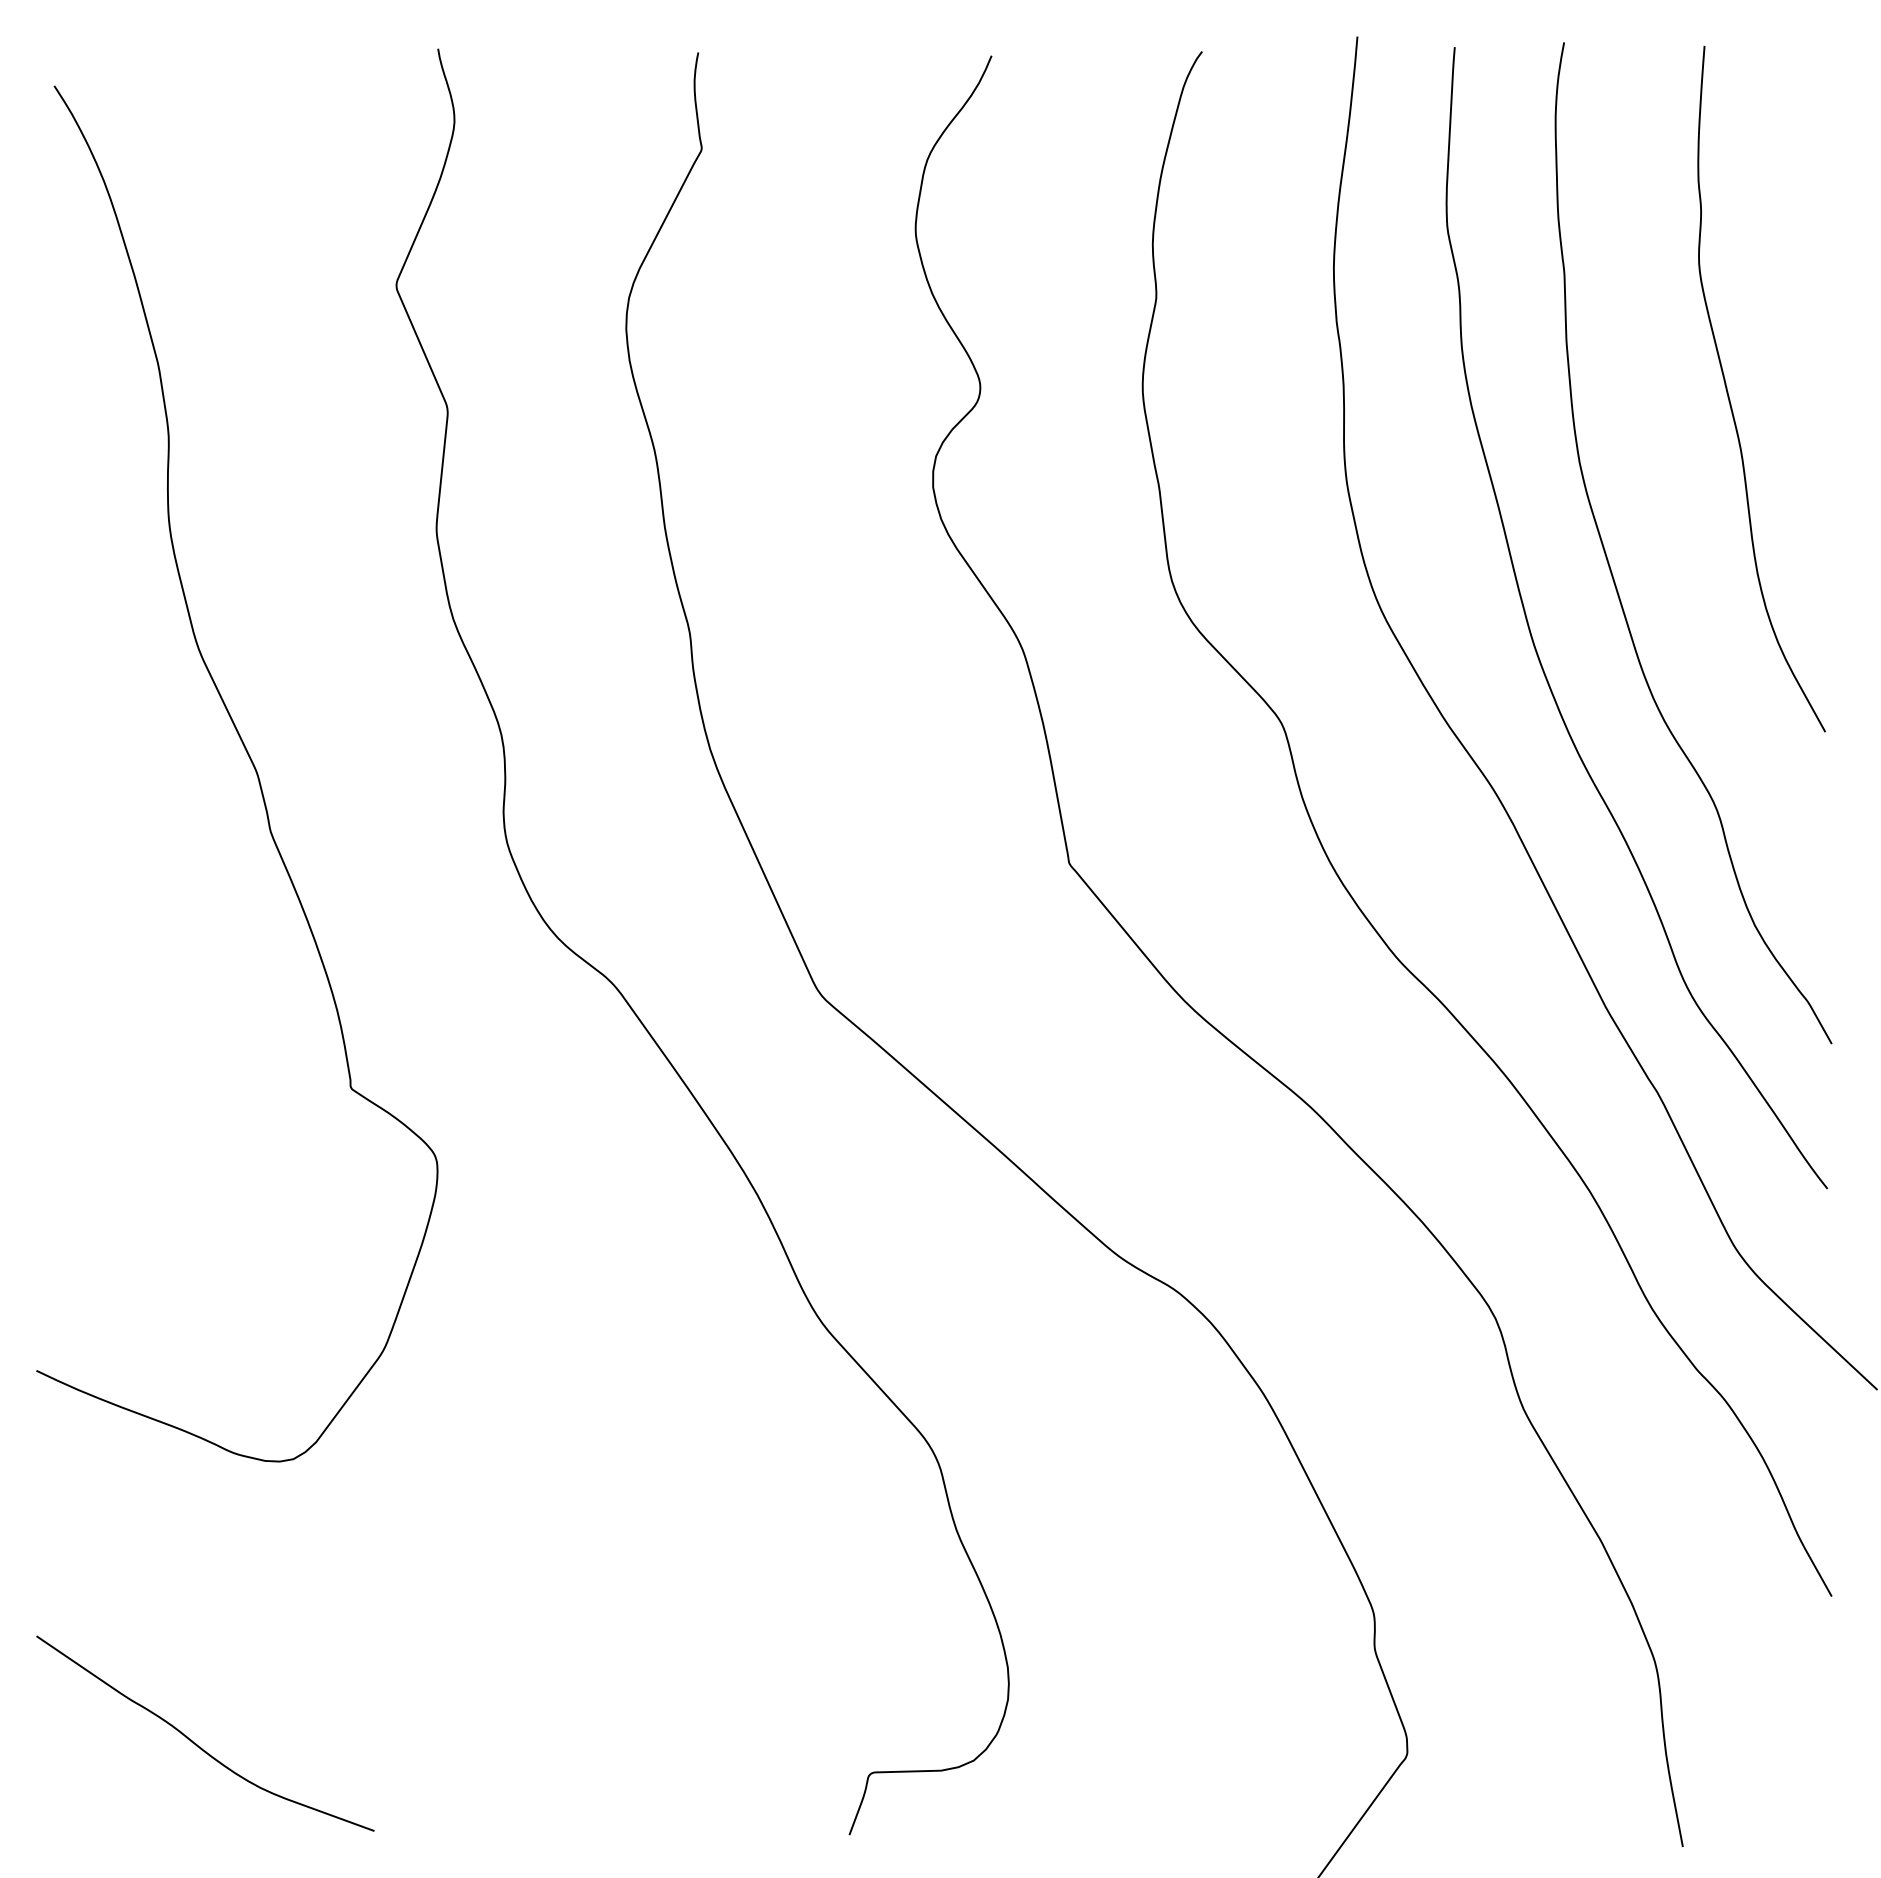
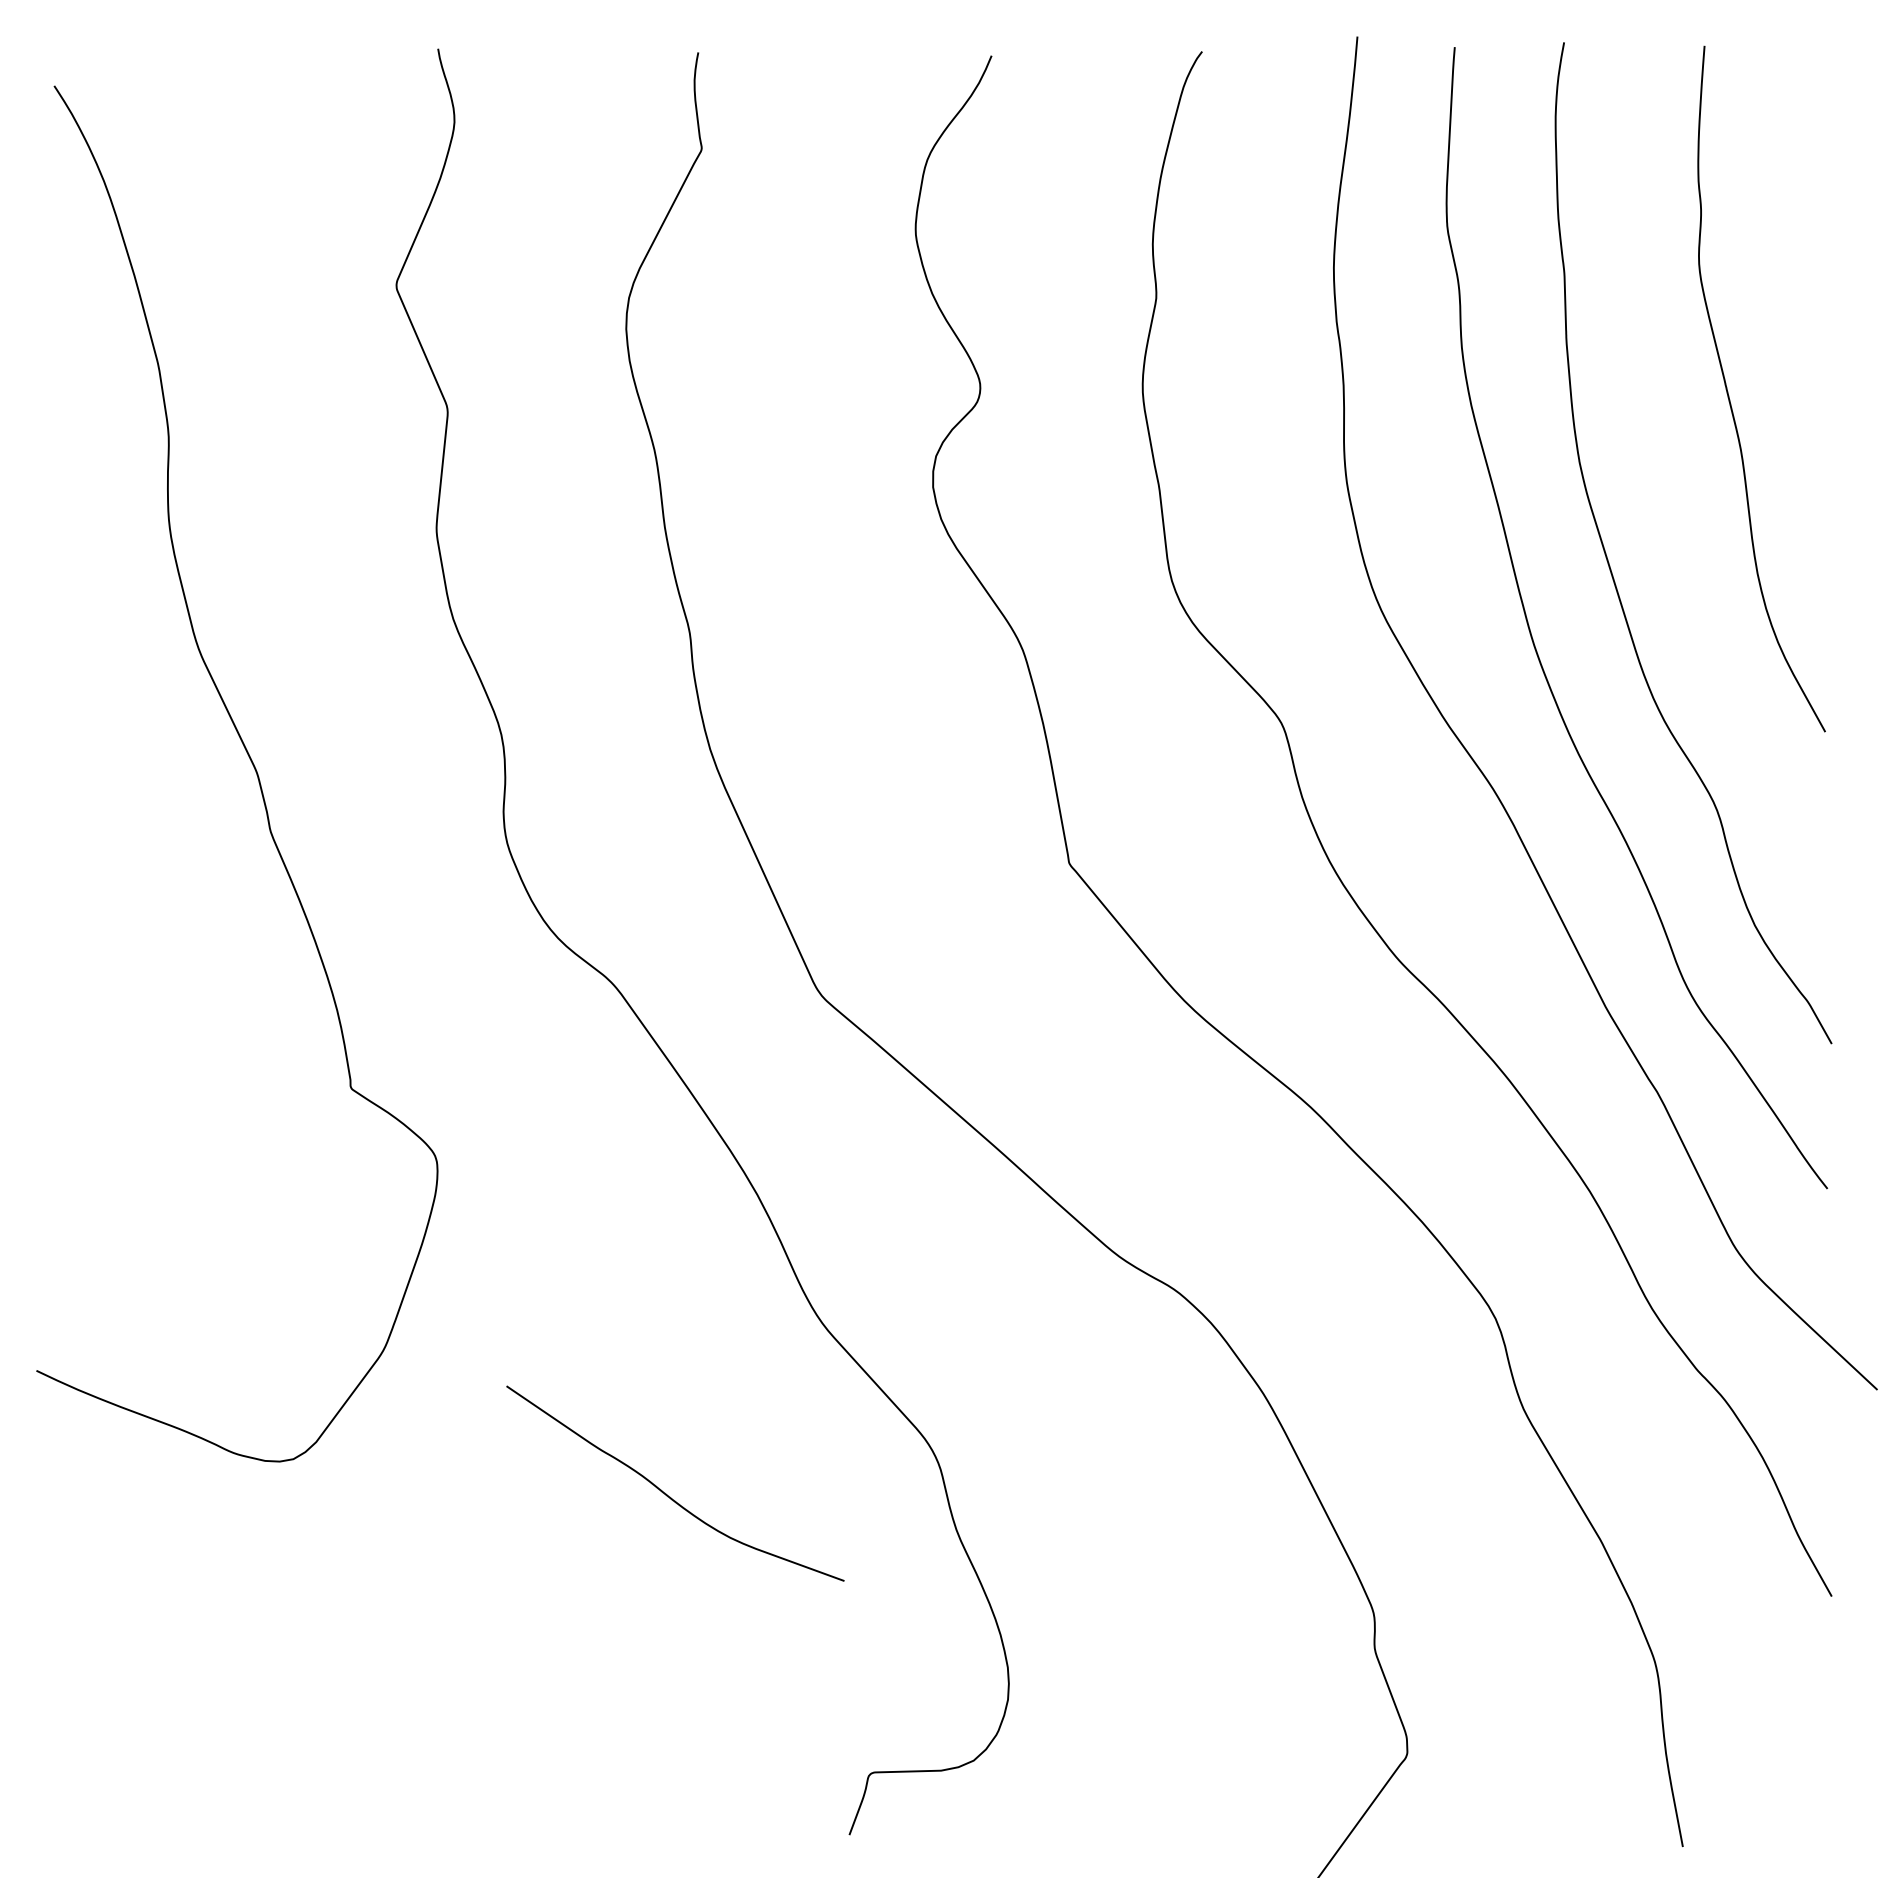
curve position: (196, 1743) -> (666, 1493) (666, 1493)
